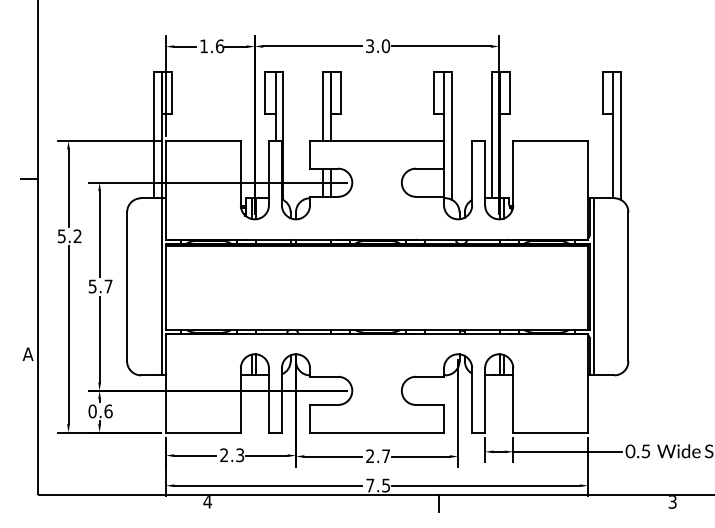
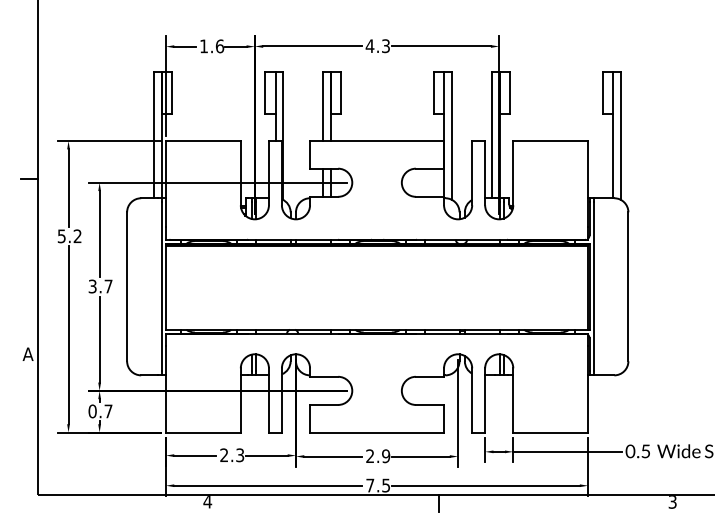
text: 3.0 -> 4.3 (377, 46)
text: 5.7 -> 3.7 (92, 285)
text: 0.6 -> 0.7 (108, 411)
text: 2.7 -> 2.9 (386, 456)
